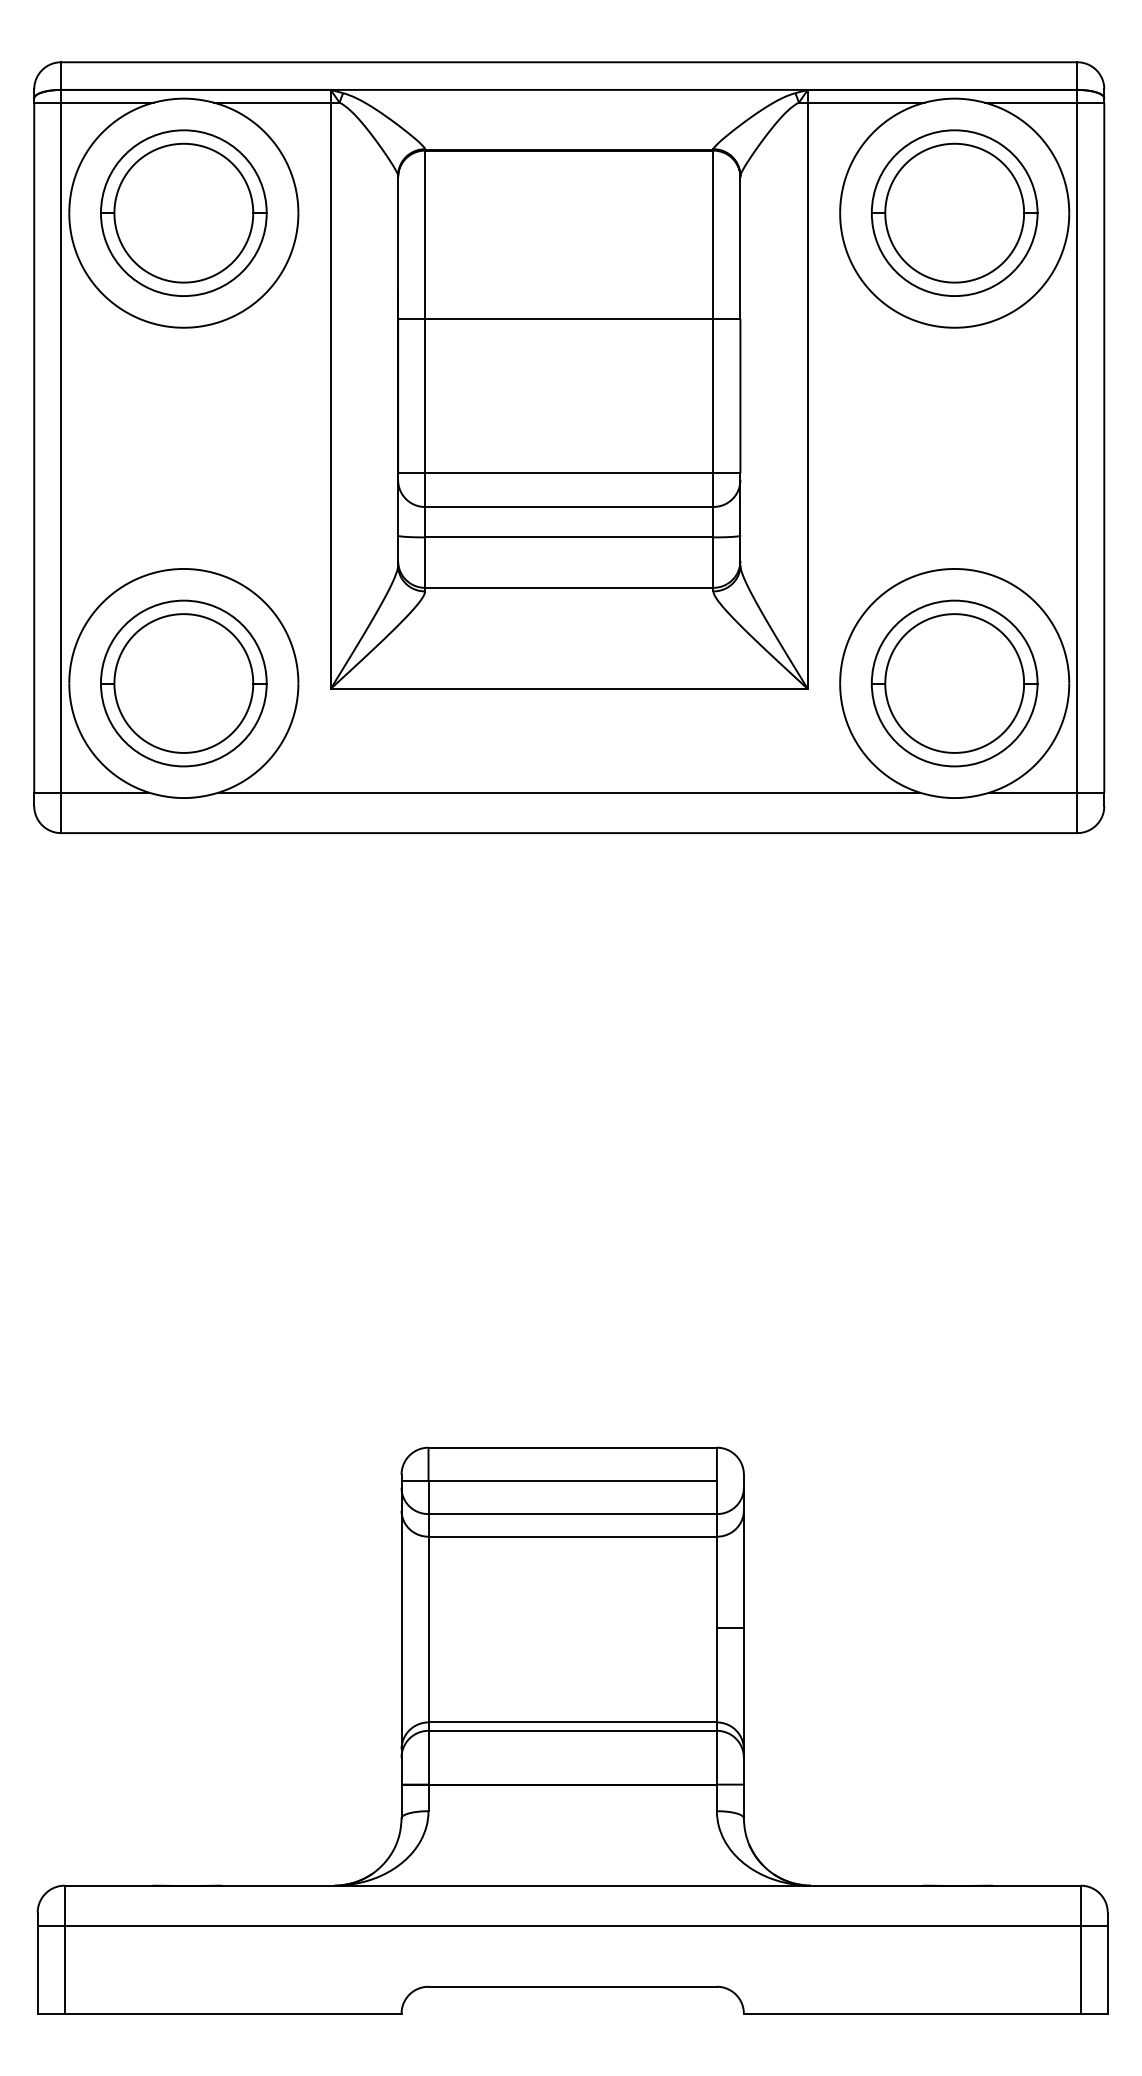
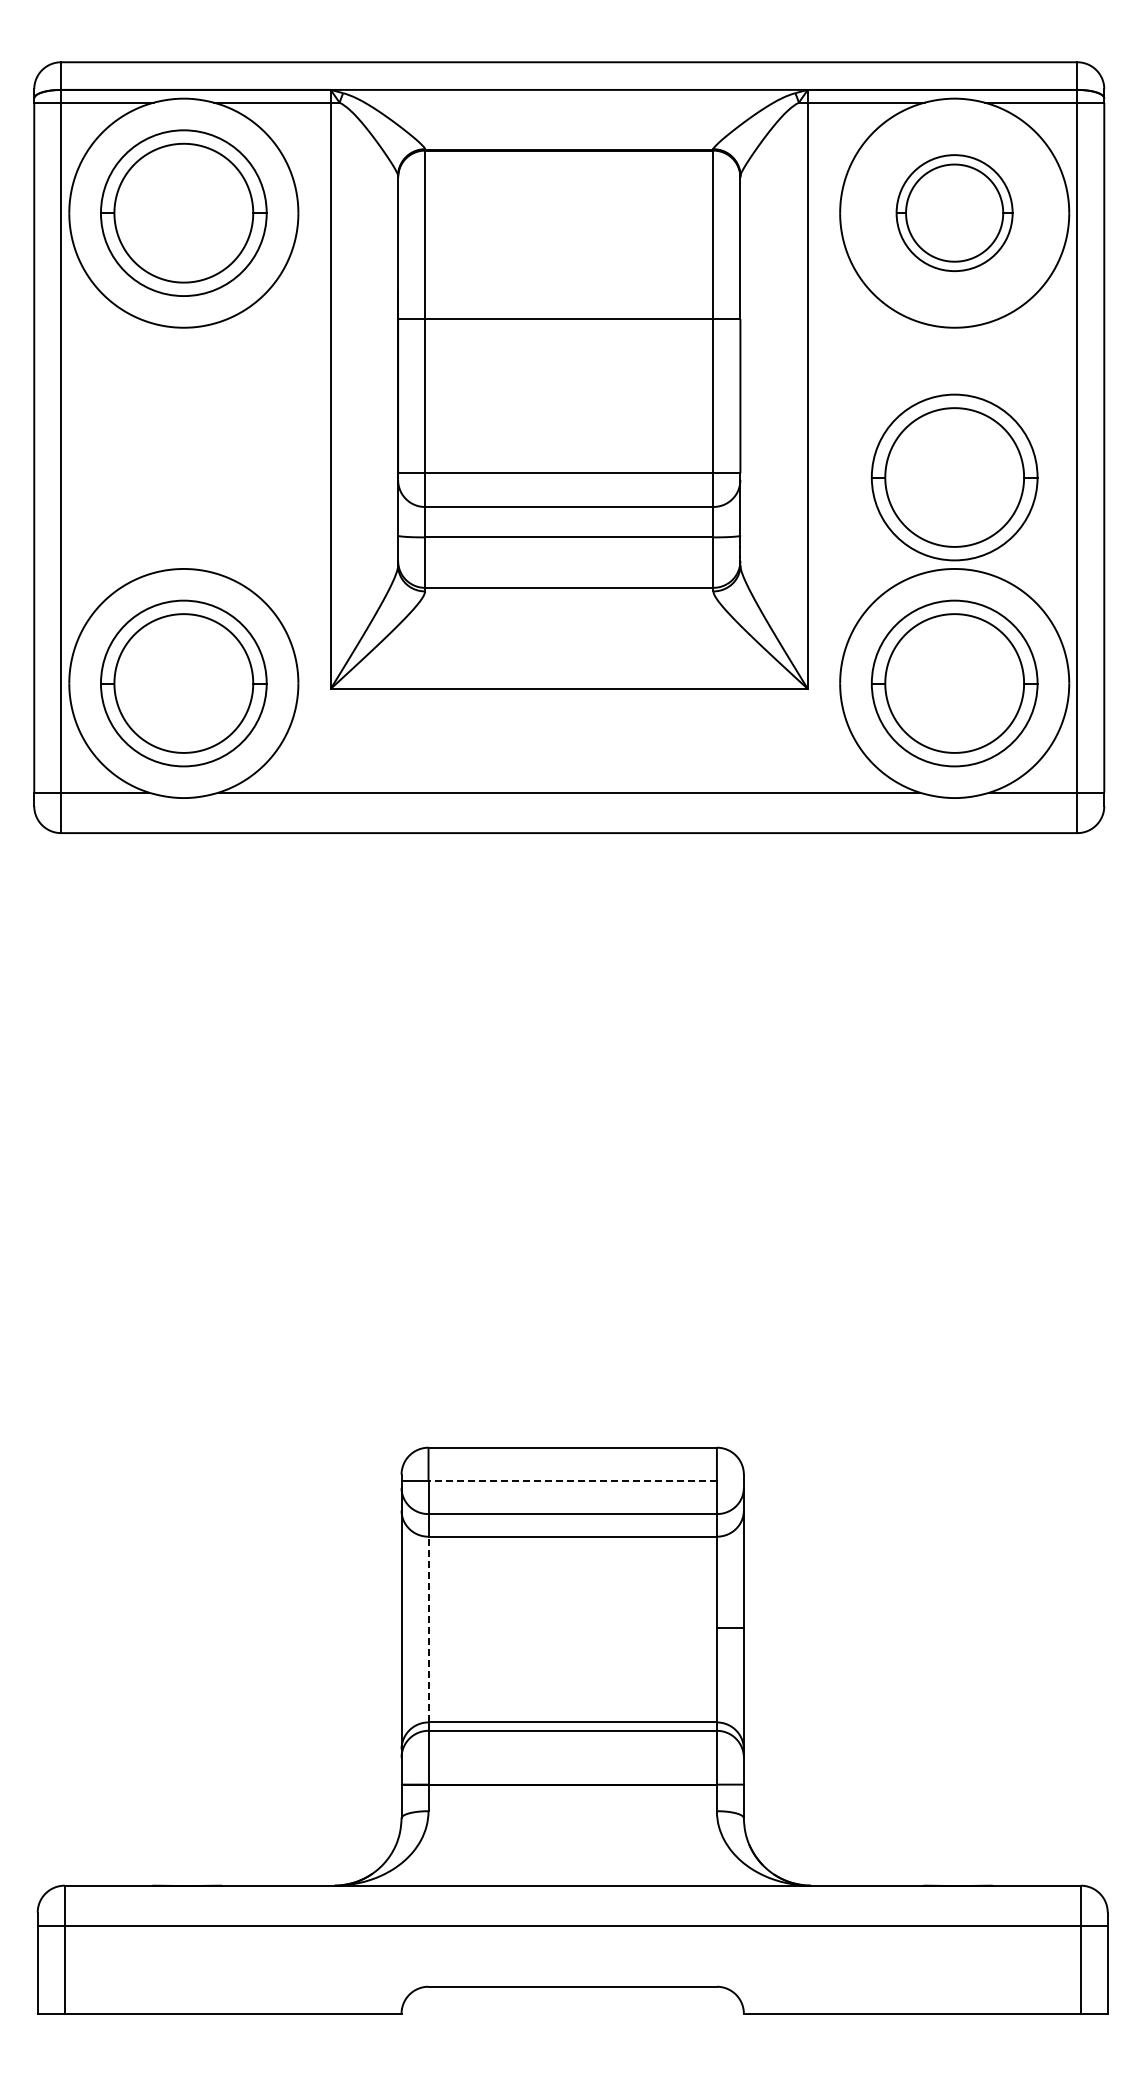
part size: 169x168 px -> 119x118 px (954, 212)
part: none -> present (954, 477)
line: solid -> dashed (572, 1481)
line: solid -> dashed (428, 1629)
